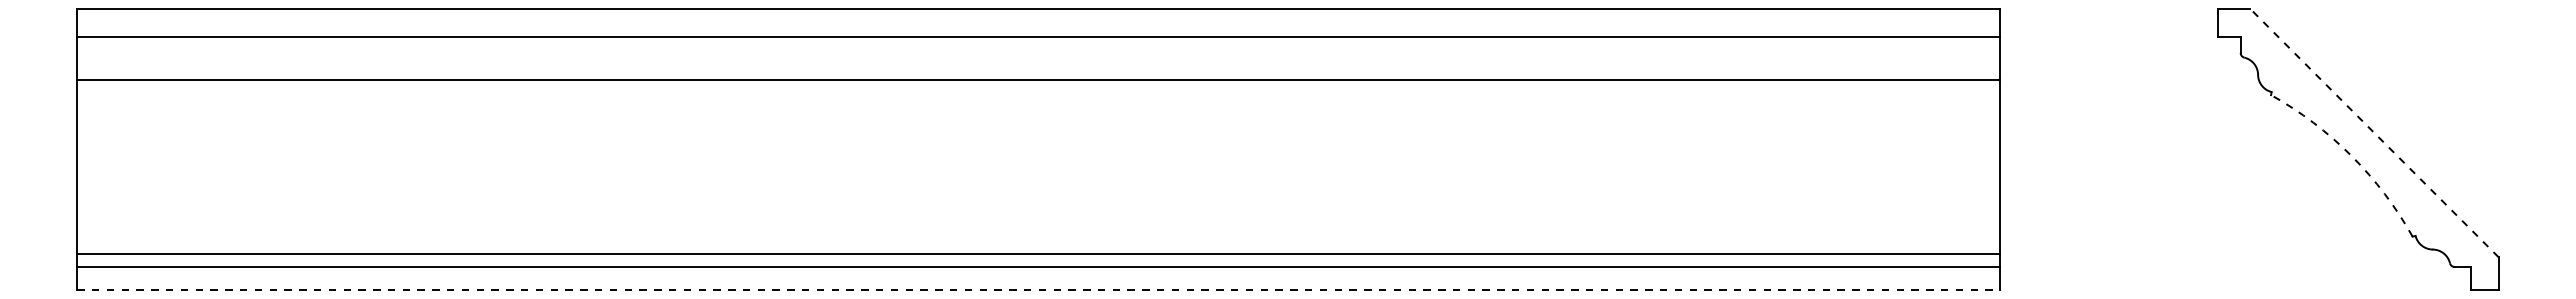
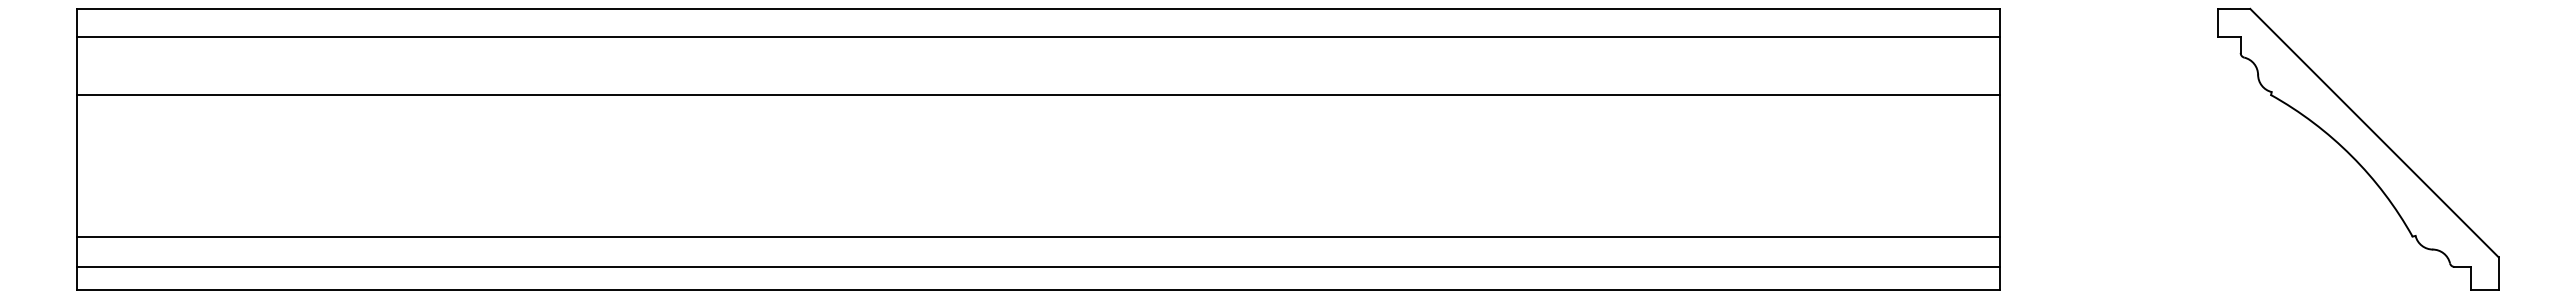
line position: (1038, 80) -> (1038, 95) (1038, 95)
line: dashed -> solid (2374, 133)
arc: dashed -> solid (2351, 156)
line position: (1038, 253) -> (1038, 236) (1038, 236)
line: dashed -> solid (1039, 290)
